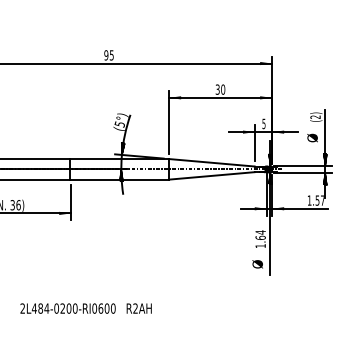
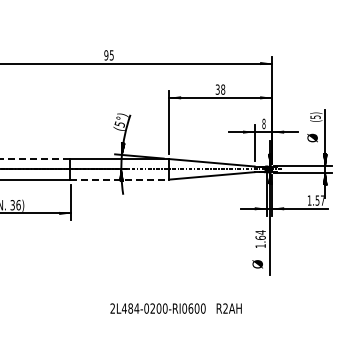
text: 30 -> 38 (223, 89)
text: (2) -> (5) (315, 116)
text: 5 -> 8 (263, 124)
line: solid -> dashed (35, 159)
line: solid -> dashed (119, 179)
text position: (85, 308) -> (175, 308) (175, 308)
